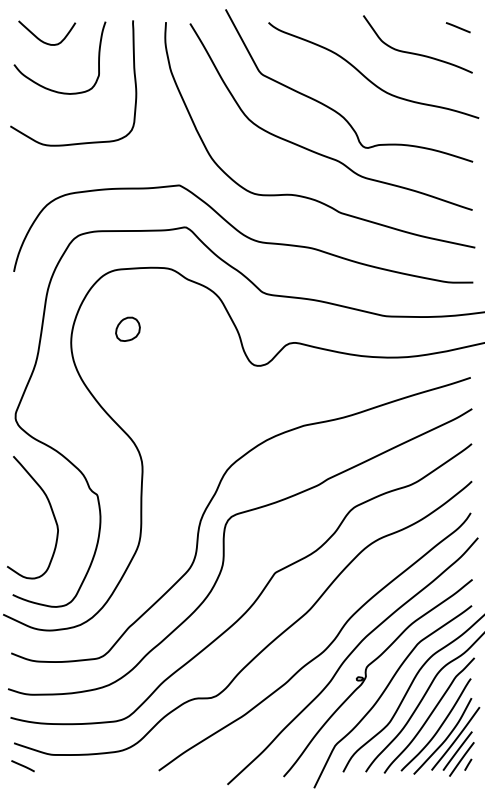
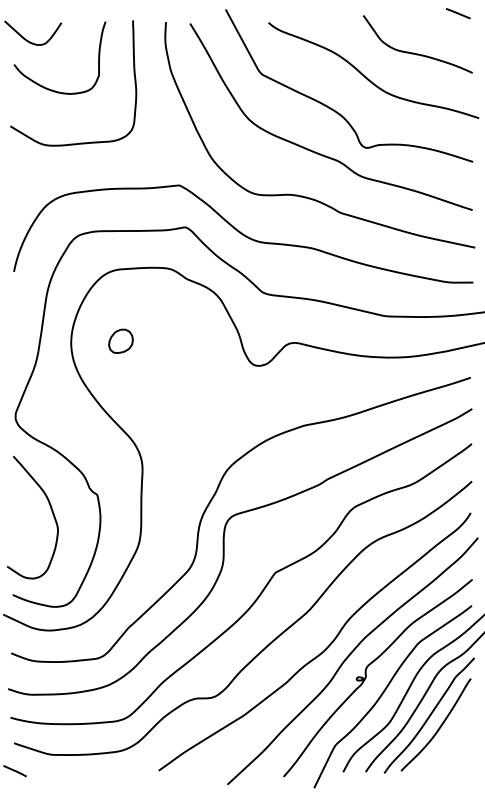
line position: (457, 27) -> (457, 13) (457, 13)
curve position: (42, 40) -> (28, 40) (28, 40)
part position: (127, 328) -> (120, 340) (120, 340)
part: present -> none (446, 737)
line position: (22, 766) -> (14, 771) (14, 771)
